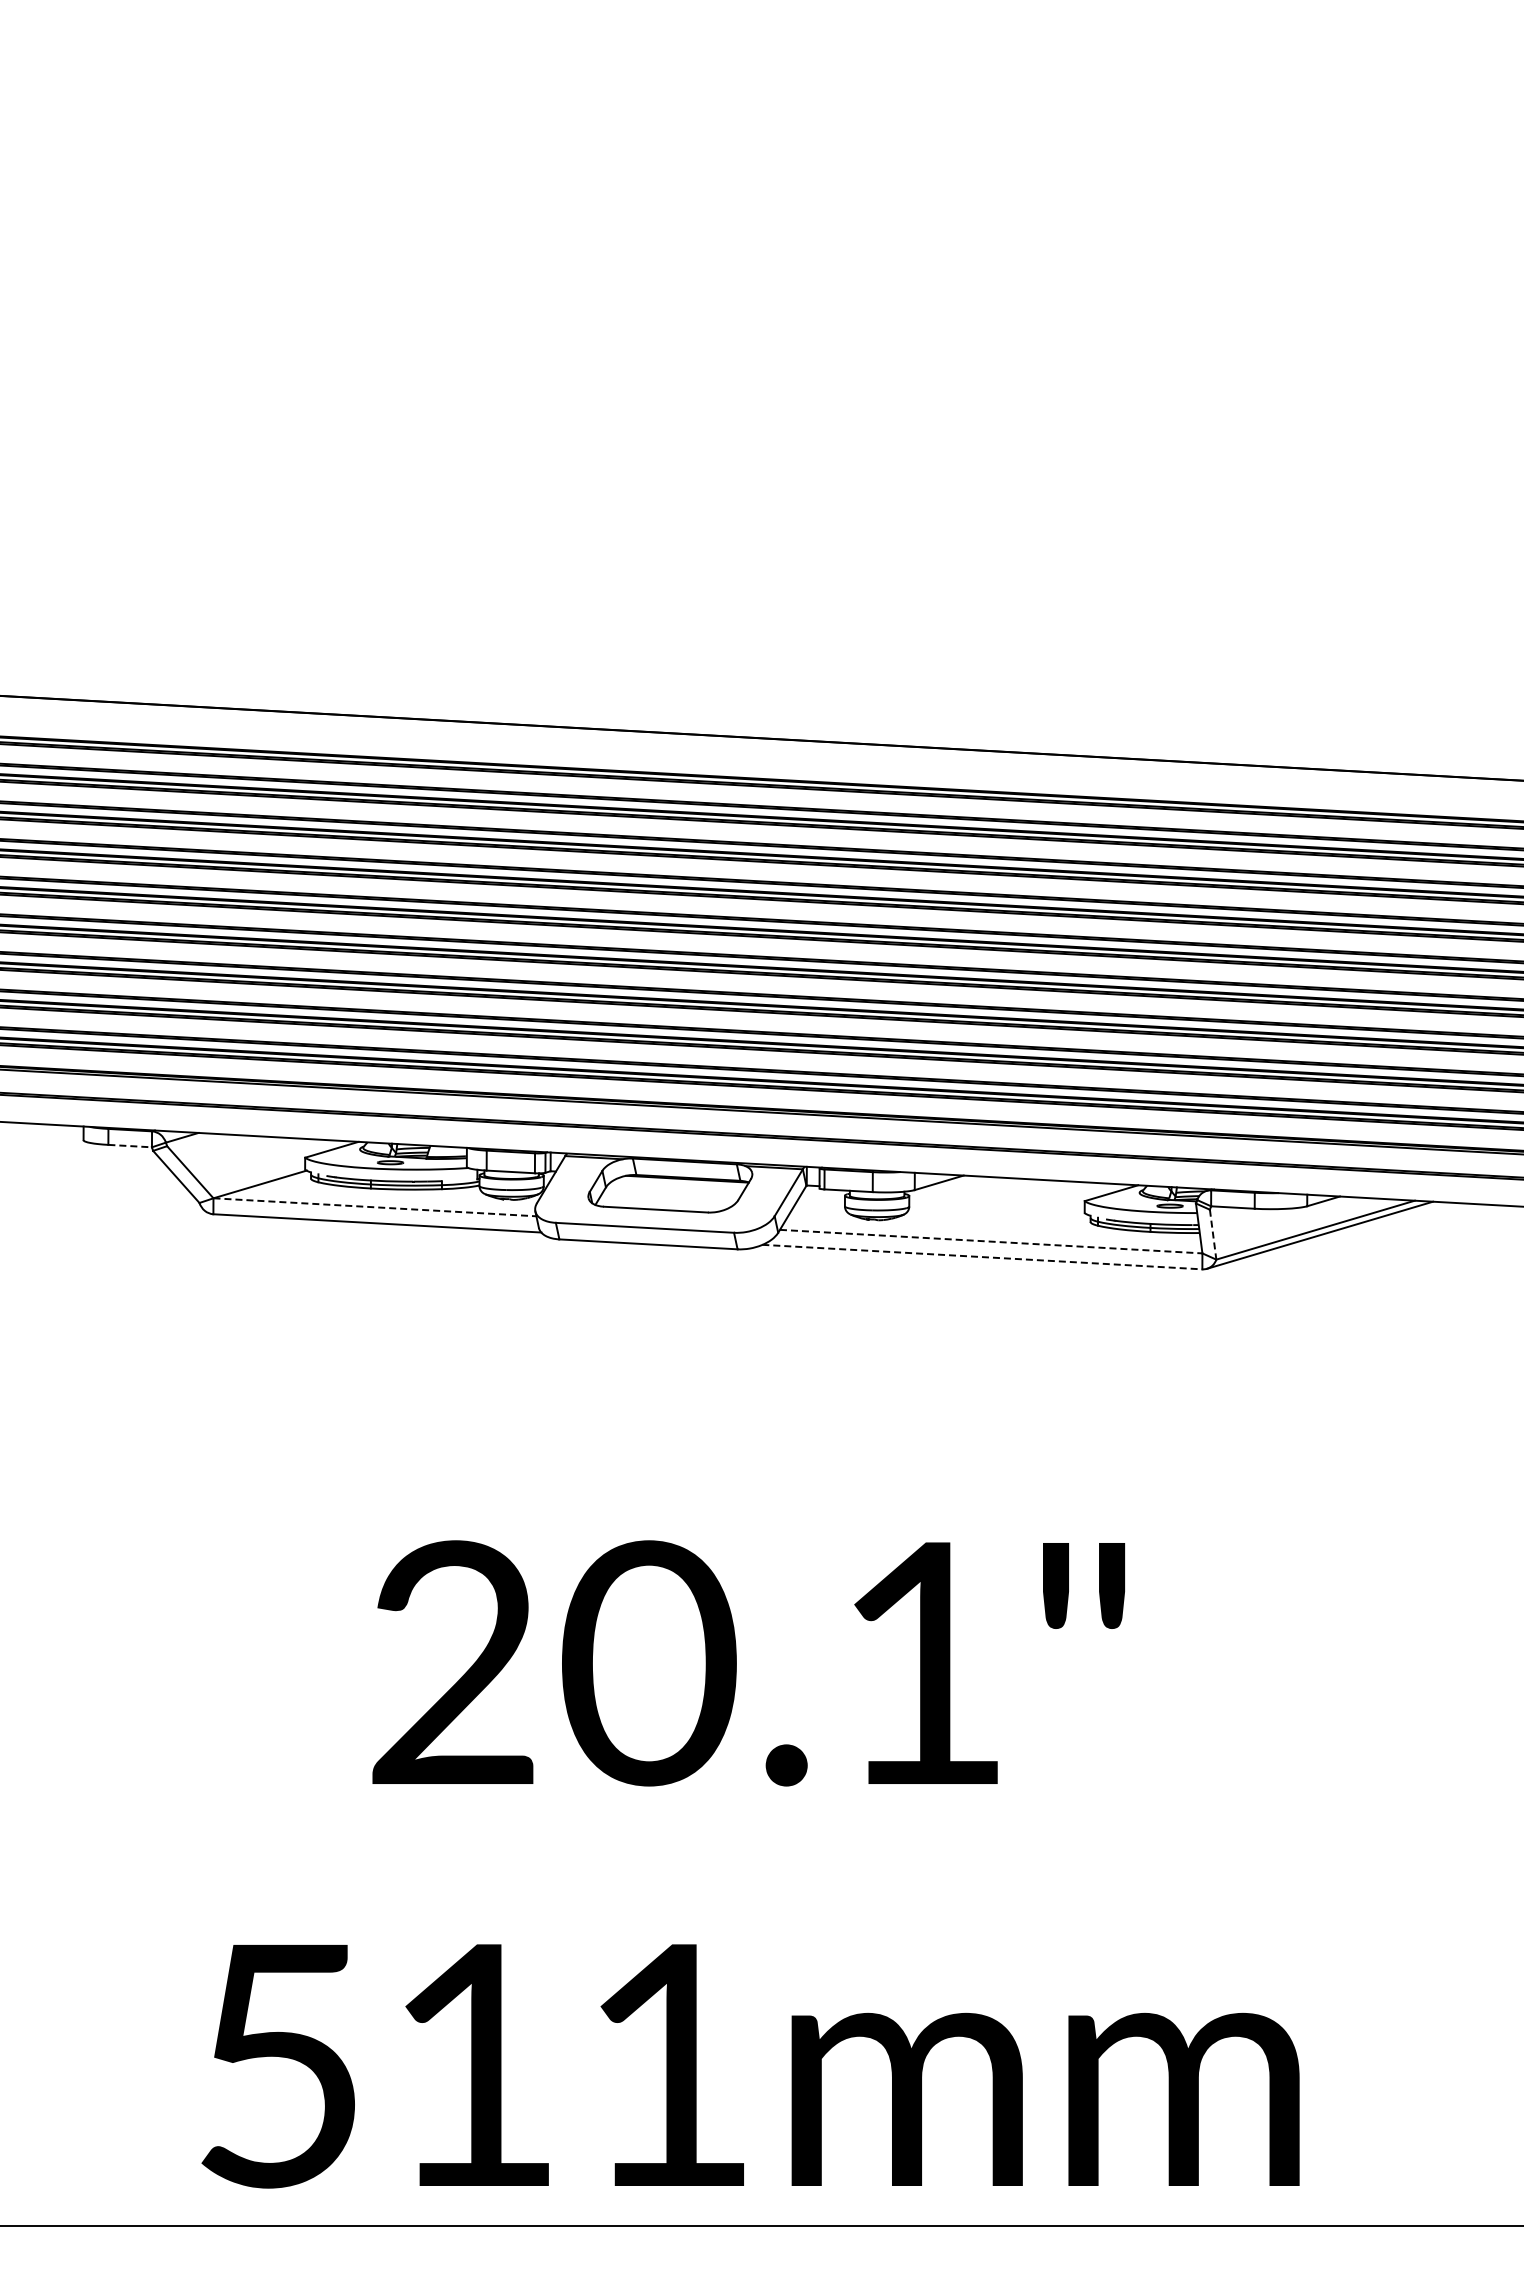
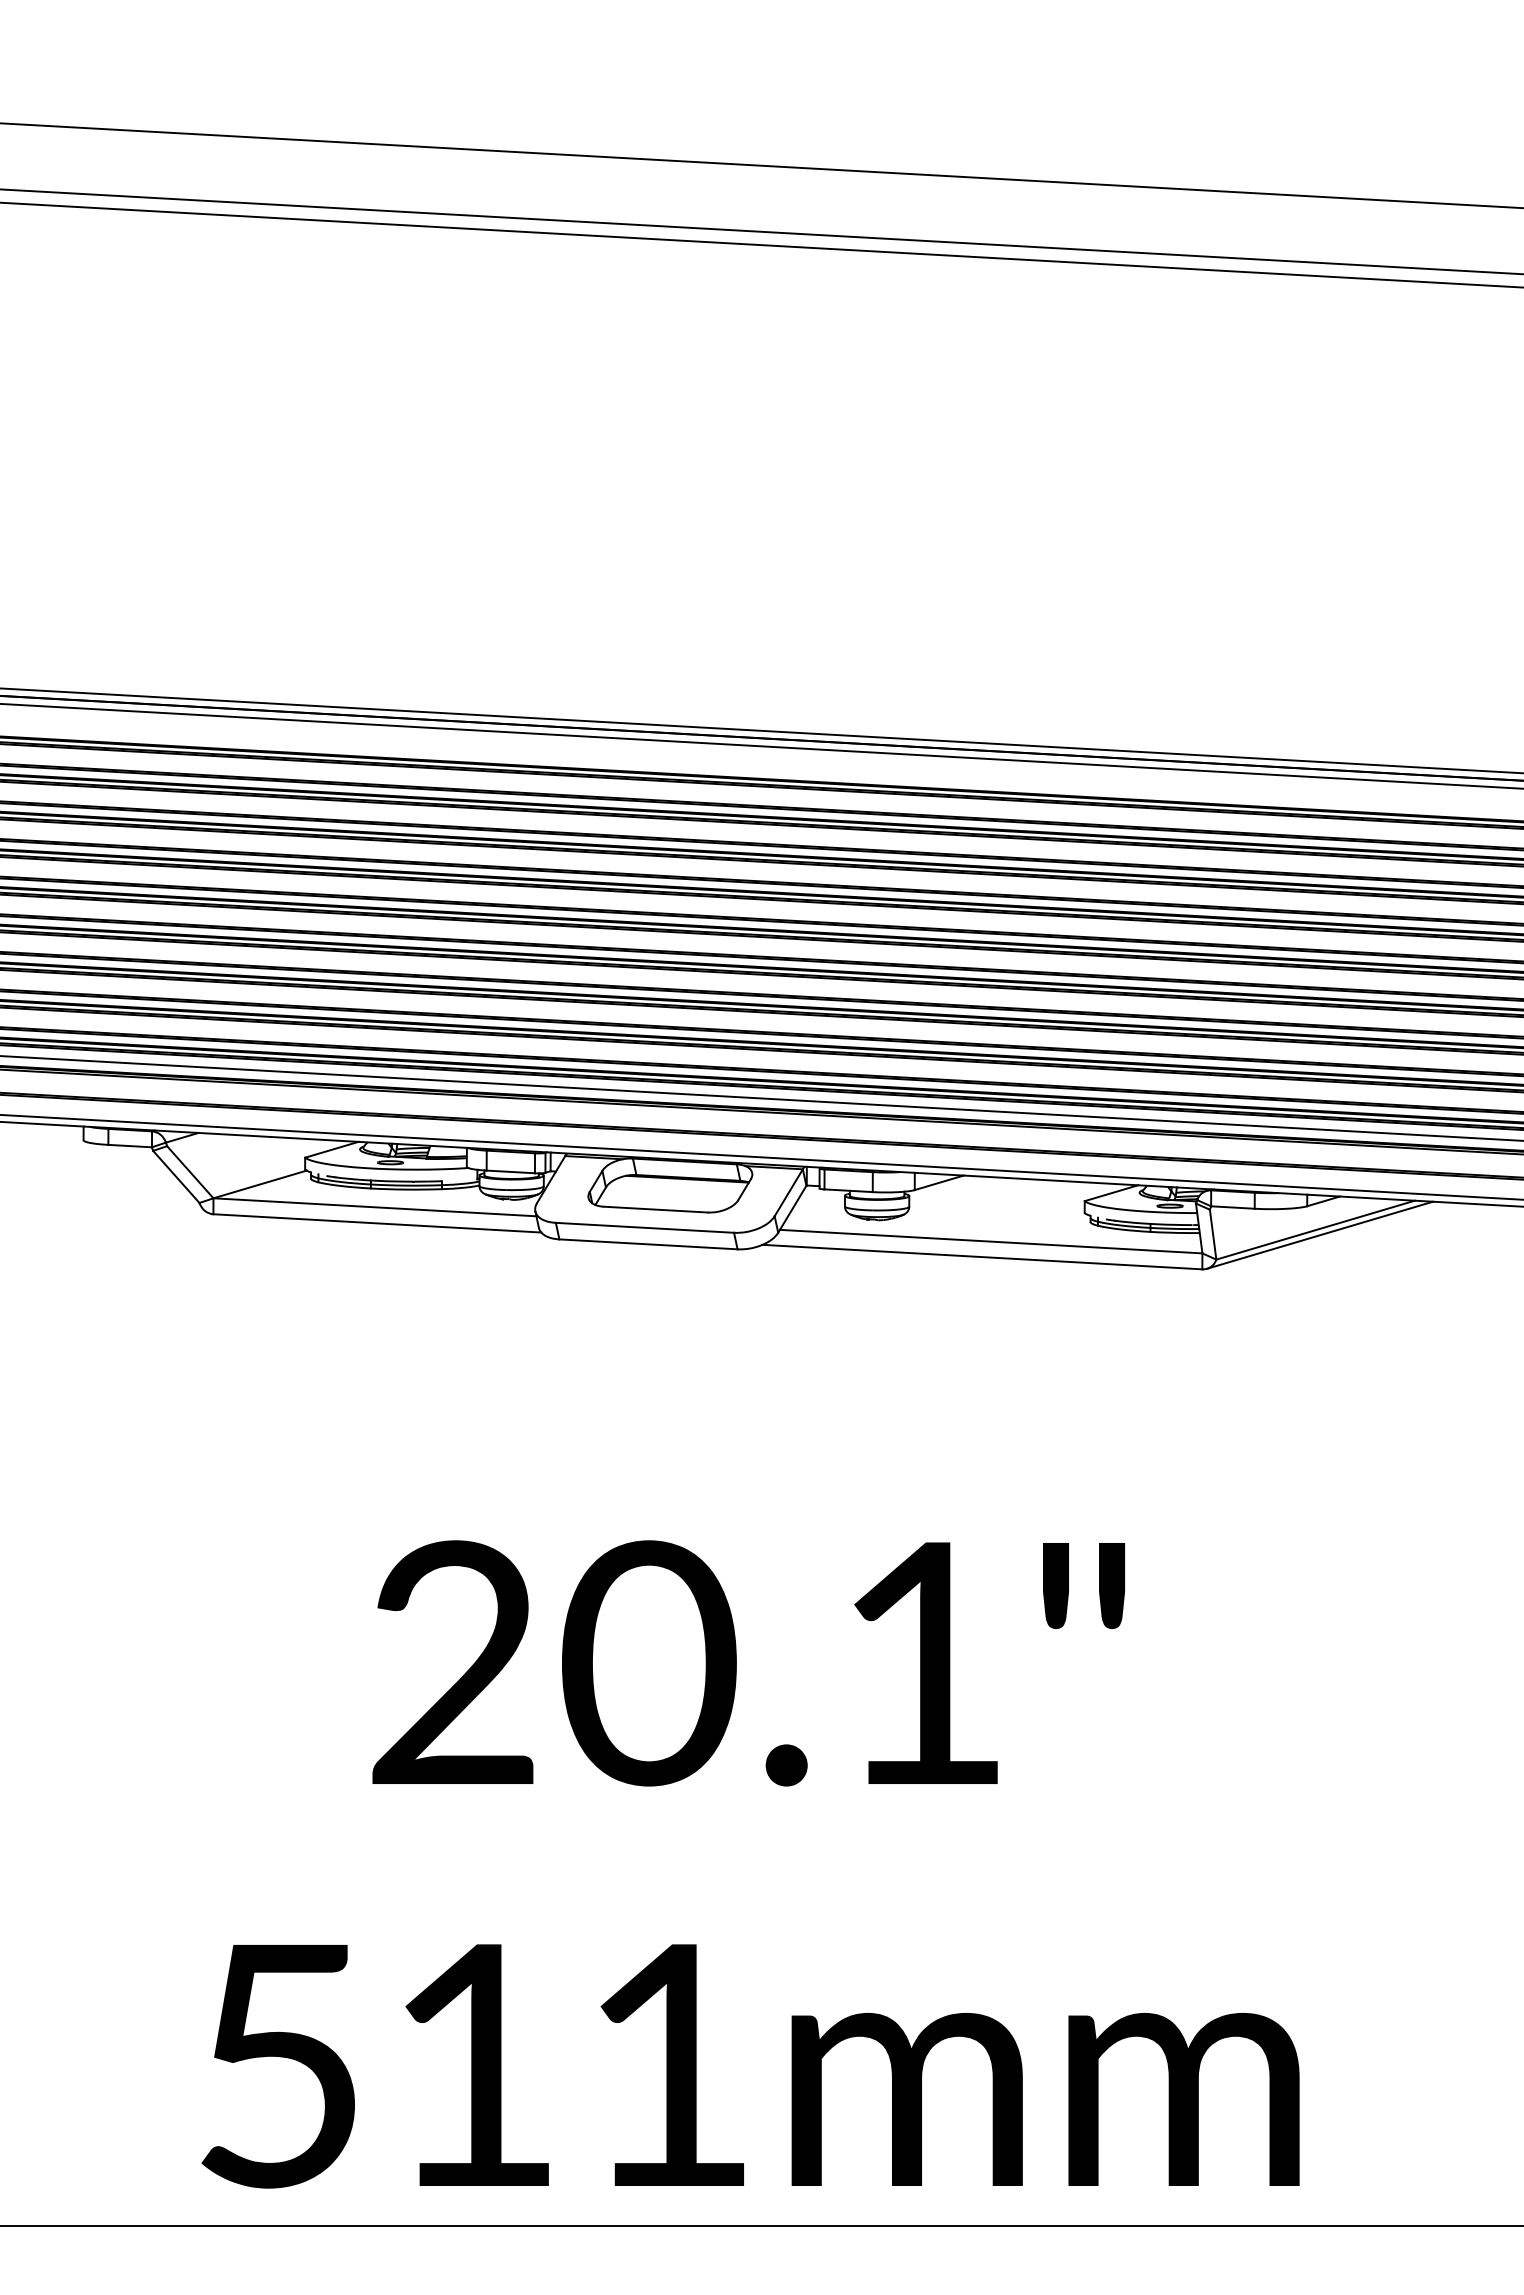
line: none -> present (761, 165)
line: none -> present (761, 231)
line: none -> present (761, 244)
line: none -> present (761, 730)
line: none -> present (761, 746)
line: none -> present (761, 1098)
line: dashed -> solid (130, 1146)
line: none -> present (761, 1157)
line: dashed -> solid (374, 1207)
line: dashed -> solid (1213, 1235)
line: dashed -> solid (991, 1241)
line: dashed -> solid (982, 1257)
